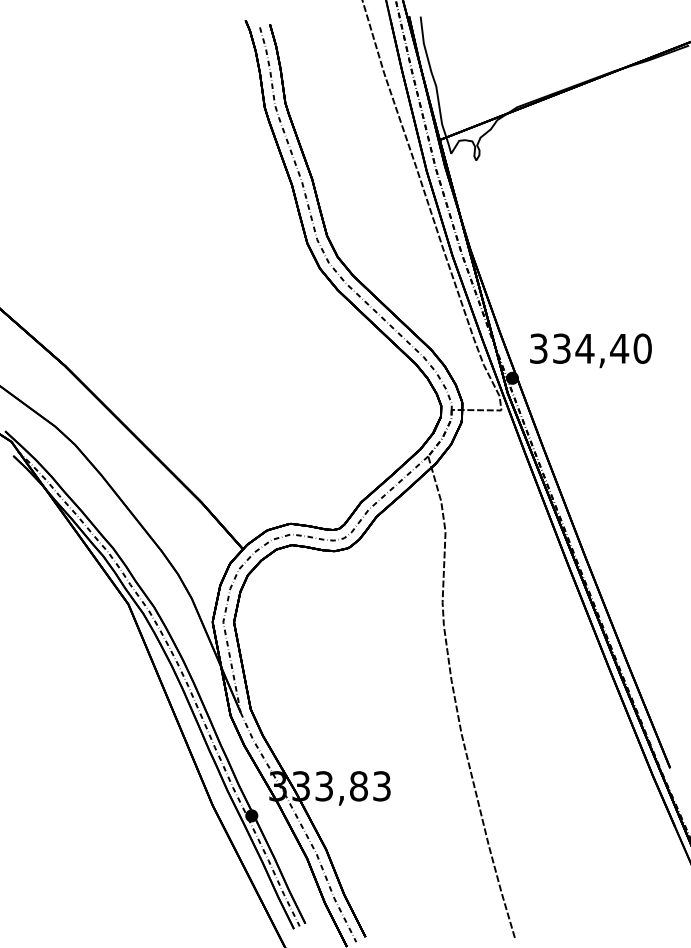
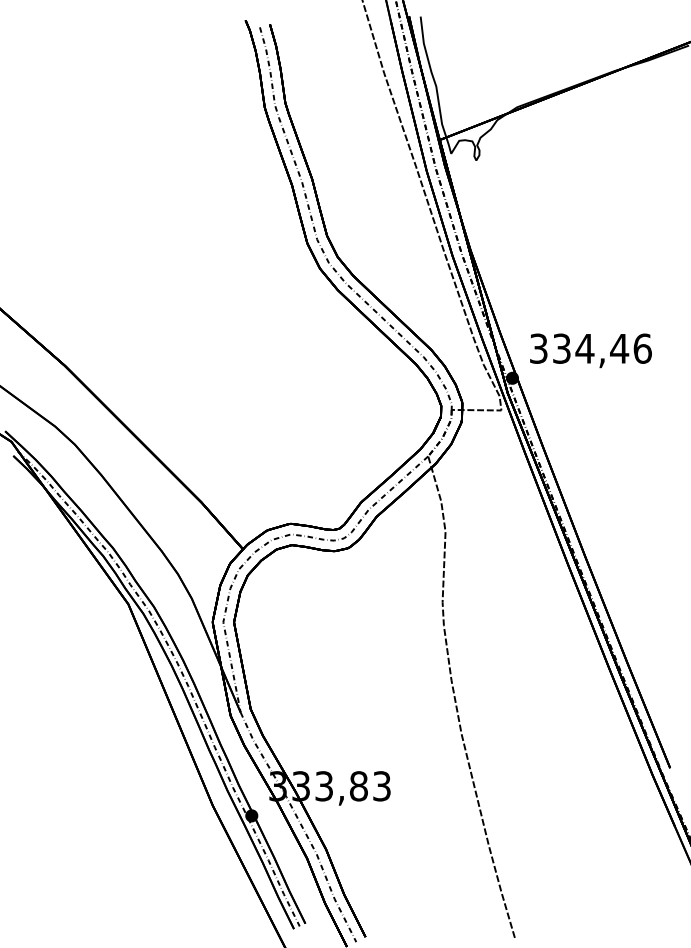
text: 334,40 -> 334,46 (642, 348)
